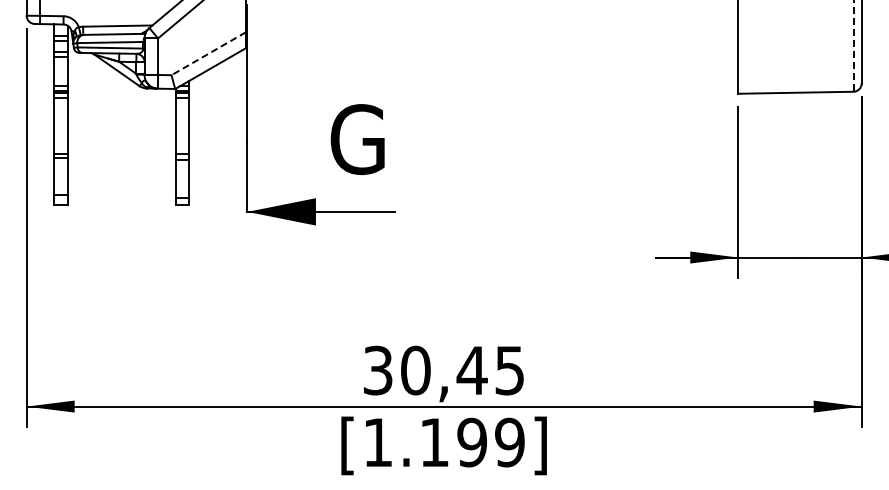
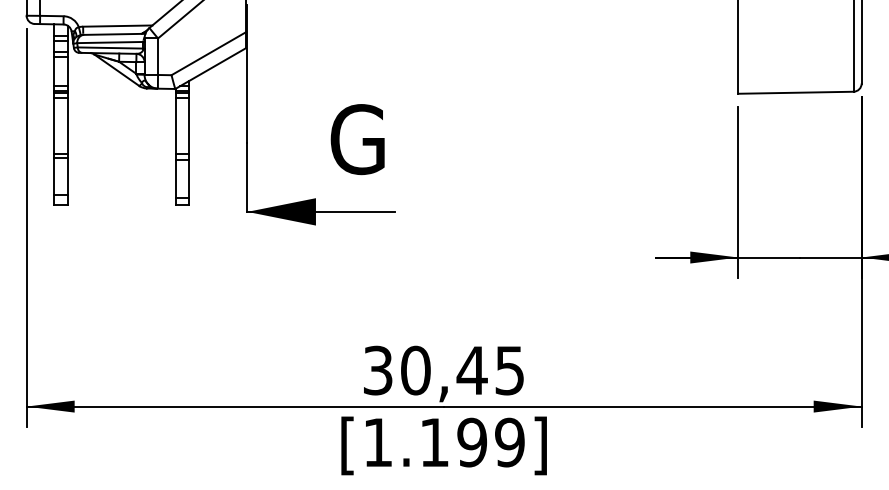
line: dashed -> solid (853, 46)
line: dashed -> solid (208, 53)
